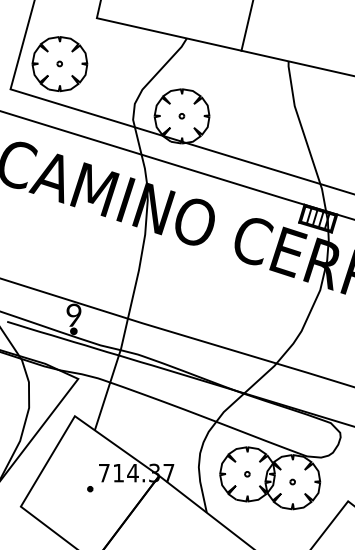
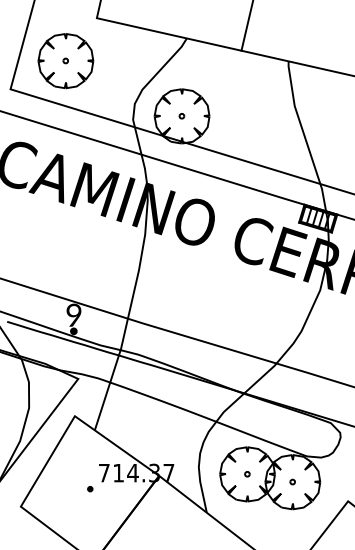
part position: (59, 64) -> (65, 61) (65, 61)
